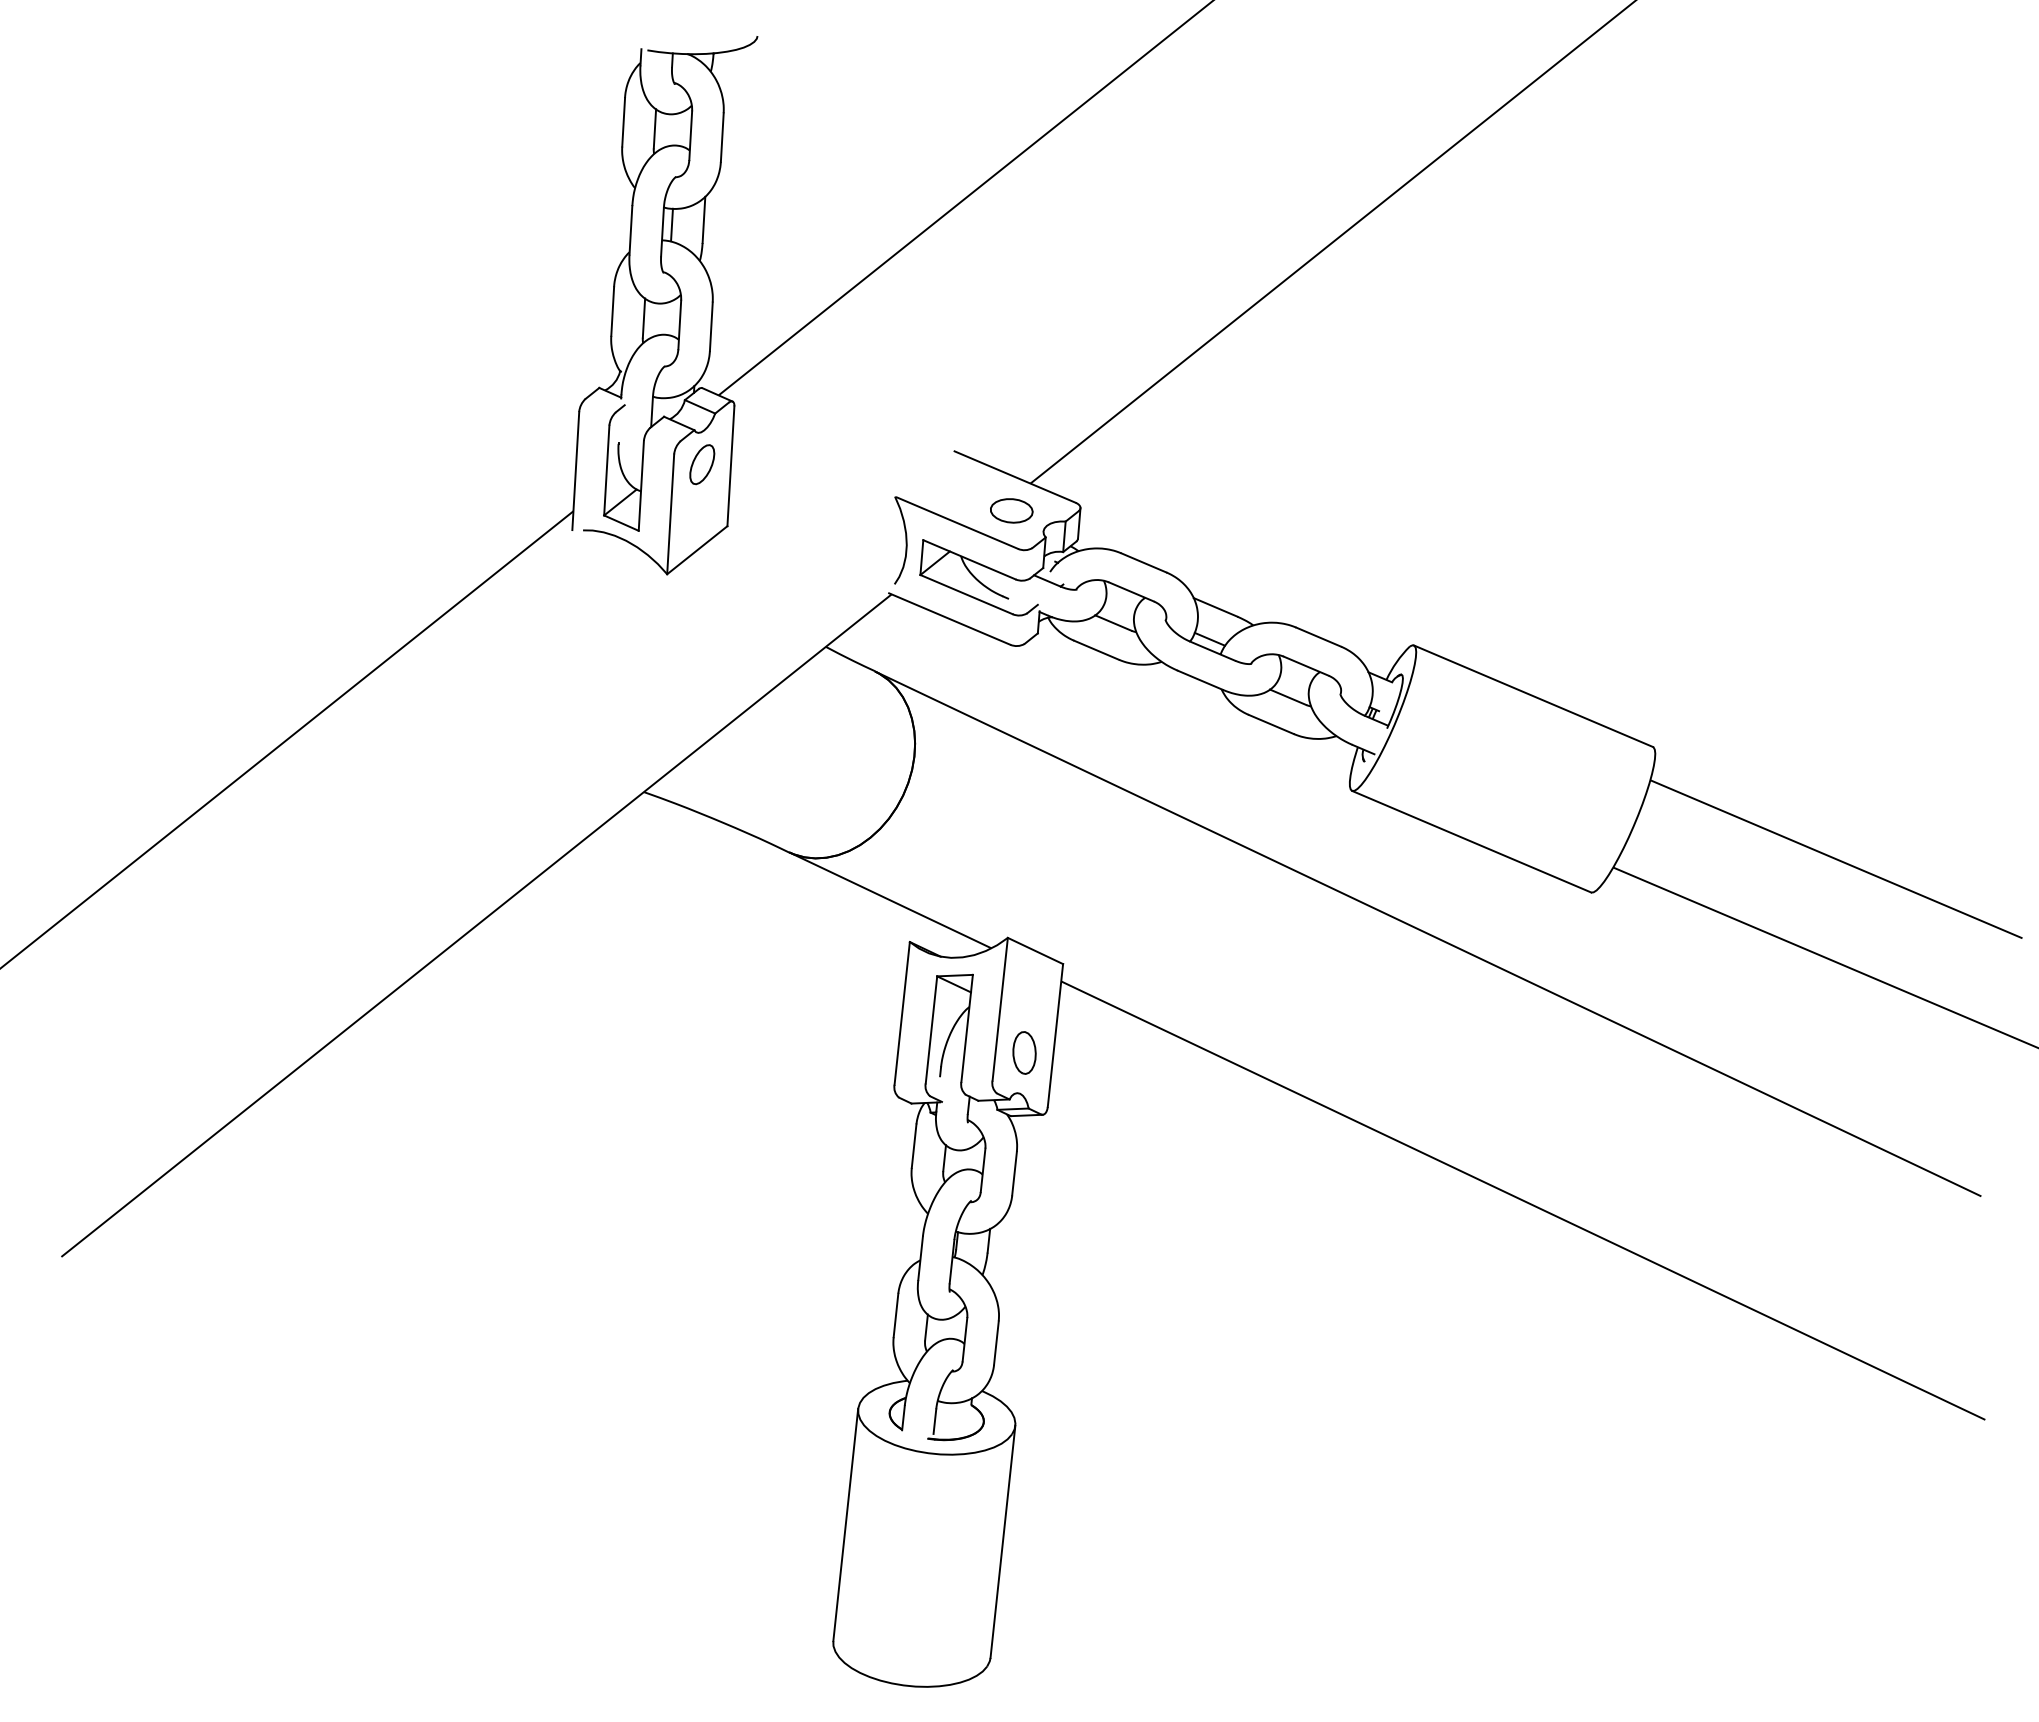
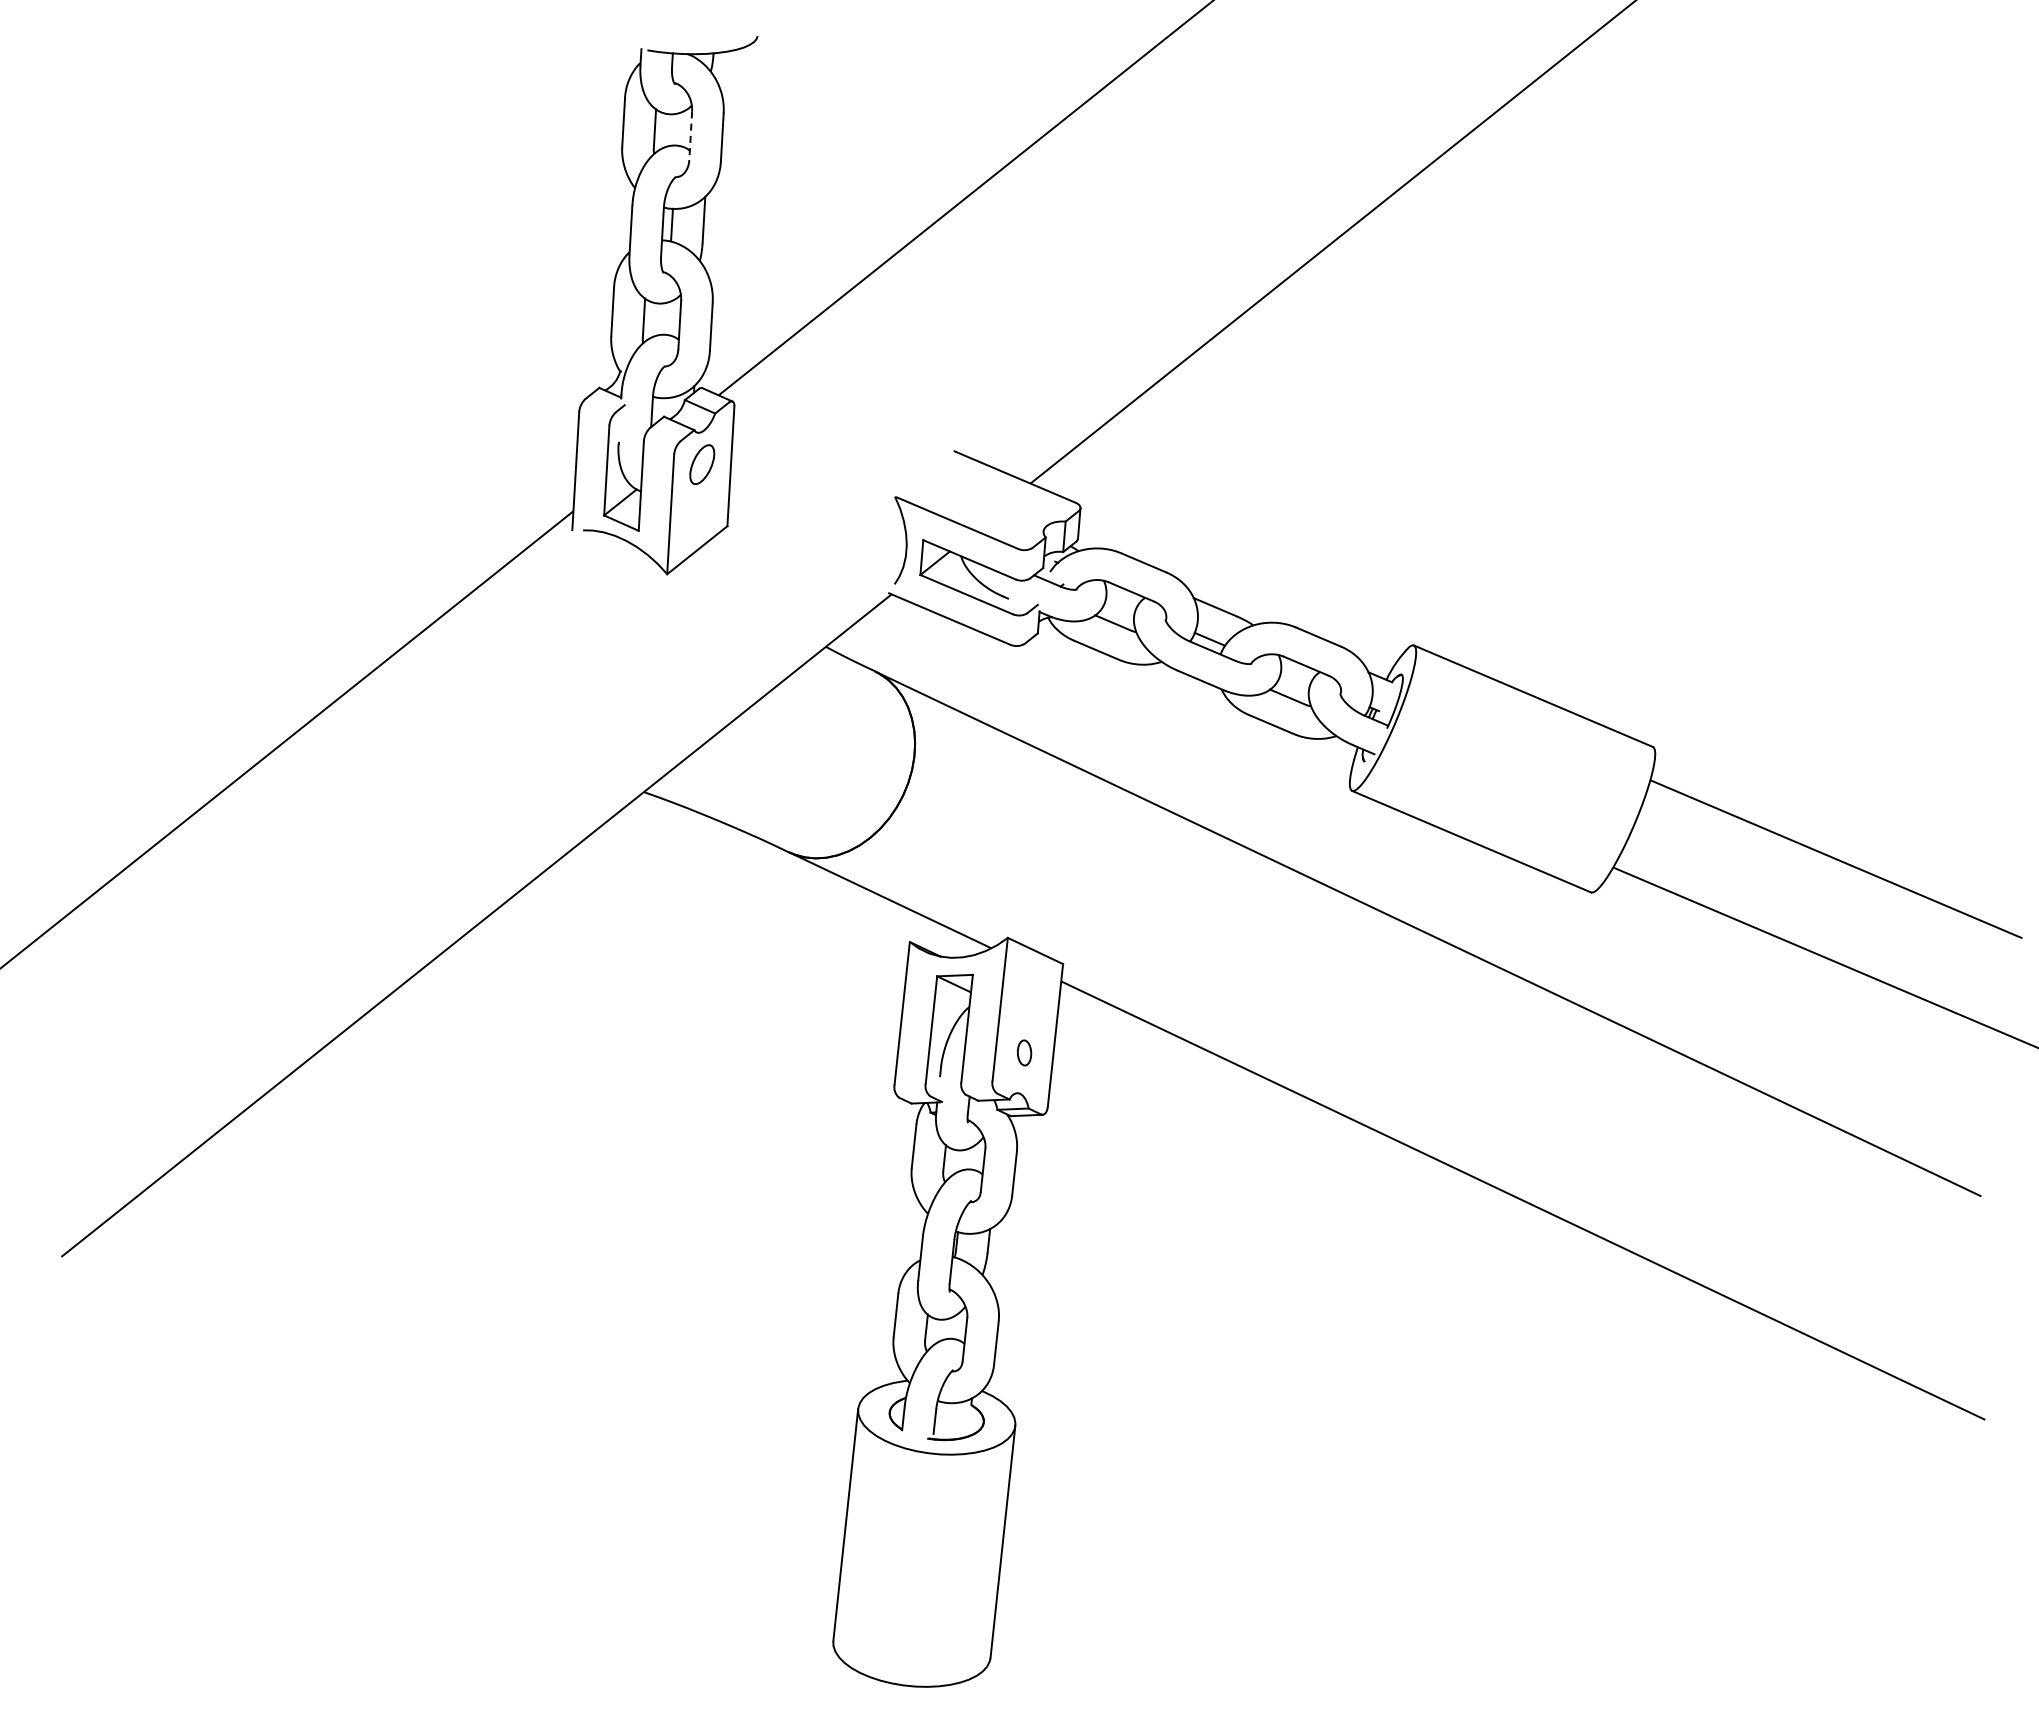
line: solid -> dashed (690, 136)
part: present -> none (1011, 510)
part size: 25x44 px -> 16x28 px (1024, 1052)
